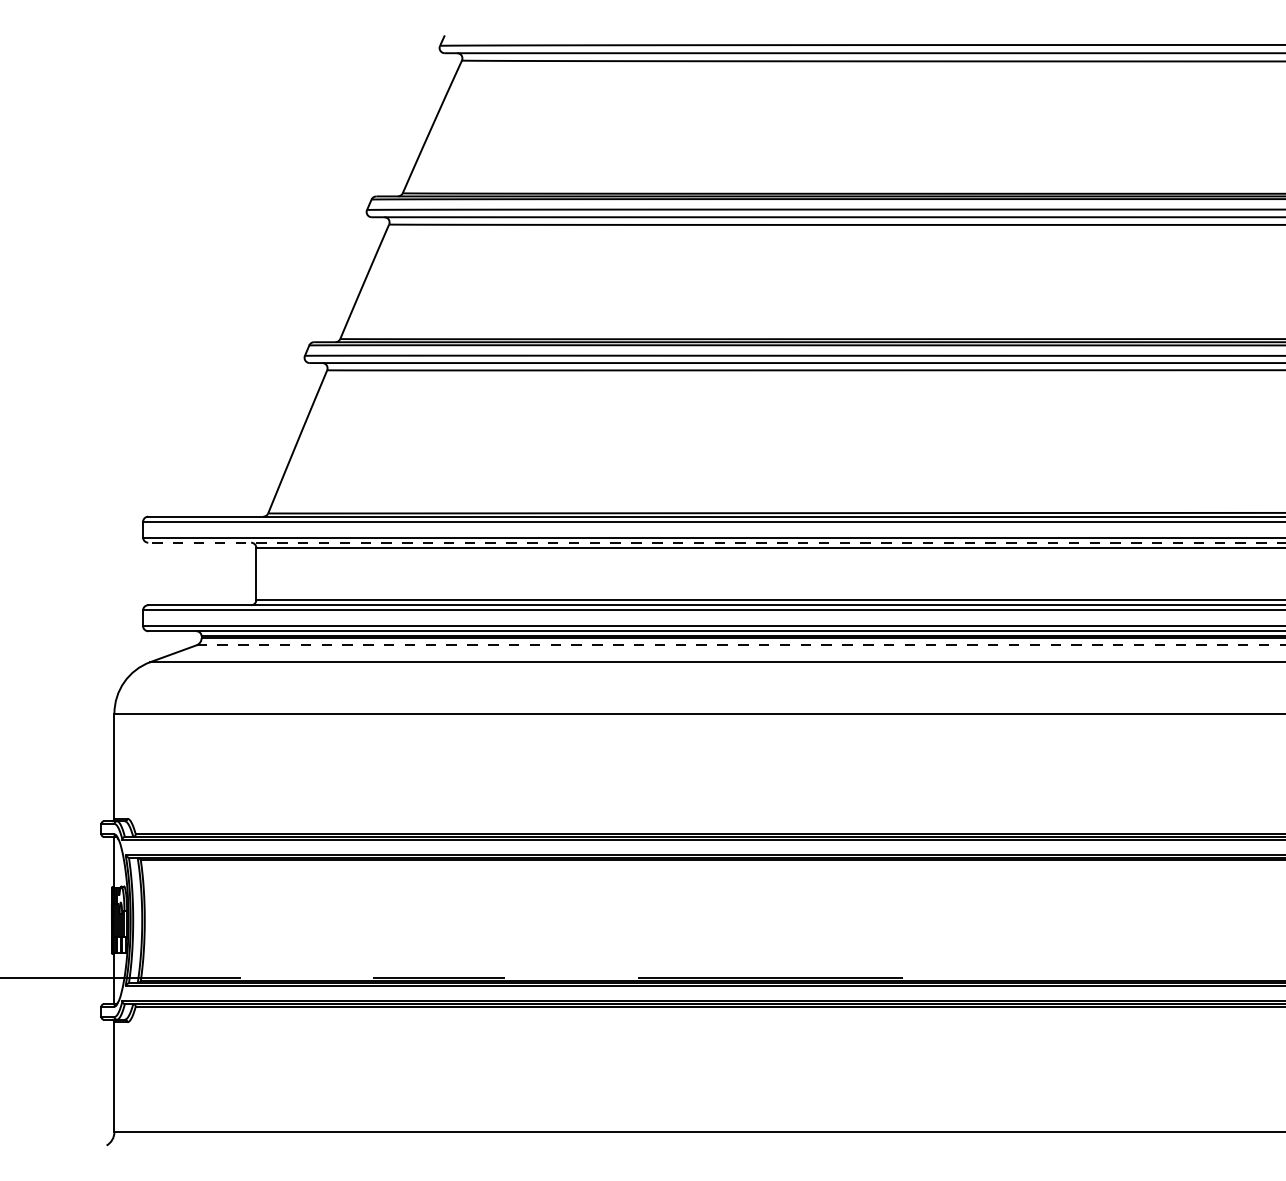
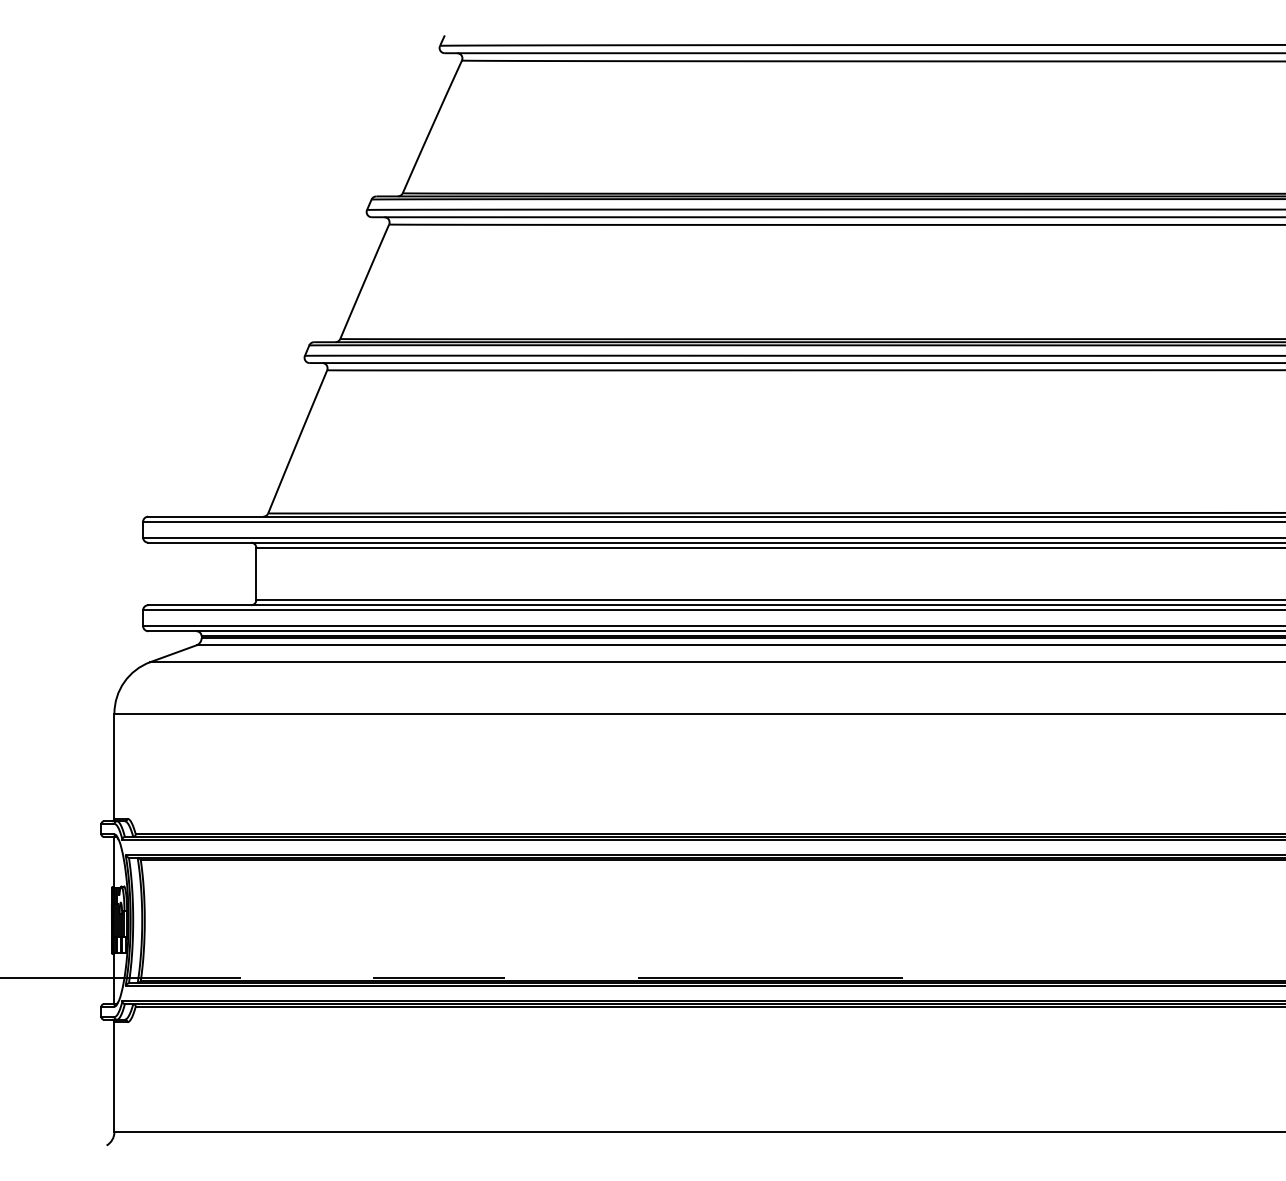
line: dashed -> solid (716, 542)
line: dashed -> solid (741, 645)
